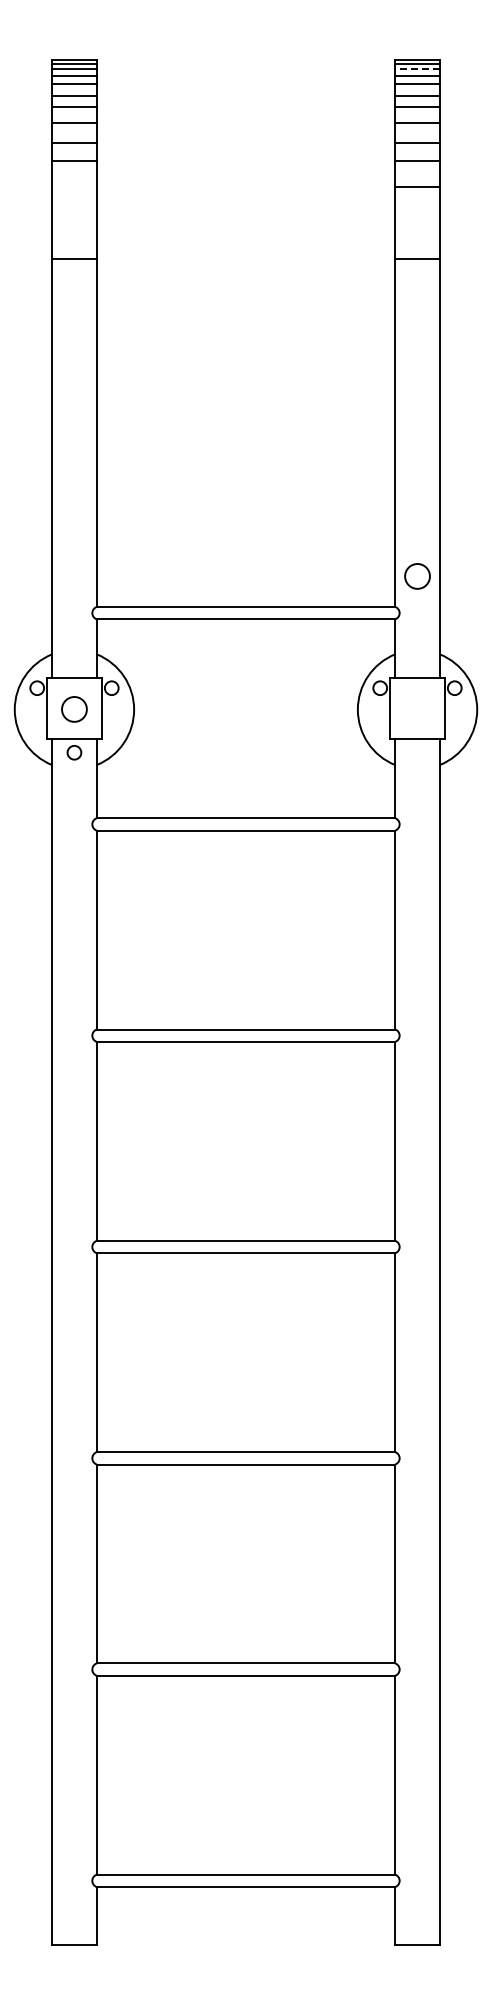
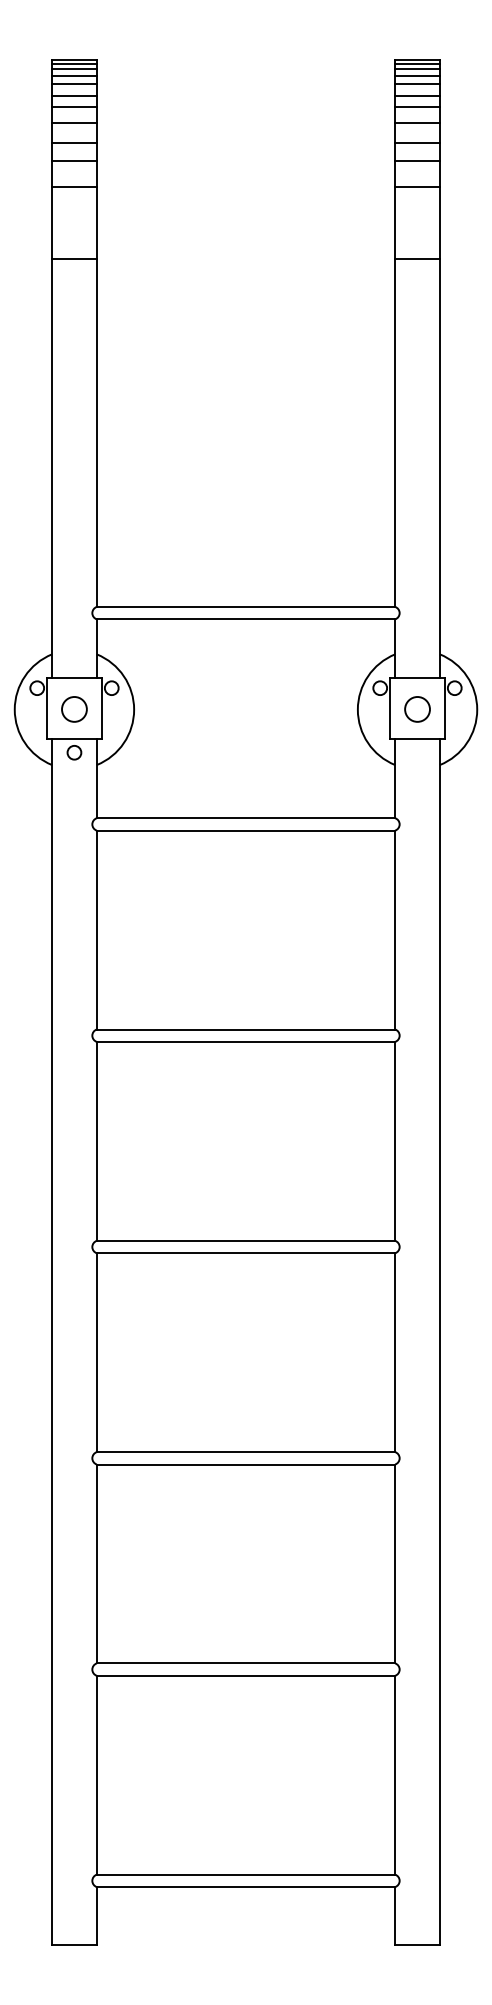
line: dashed -> solid (417, 69)
line: none -> present (74, 186)
circle position: (417, 576) -> (417, 709) (417, 709)
